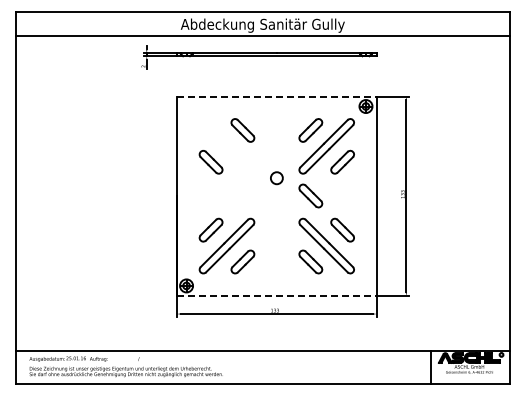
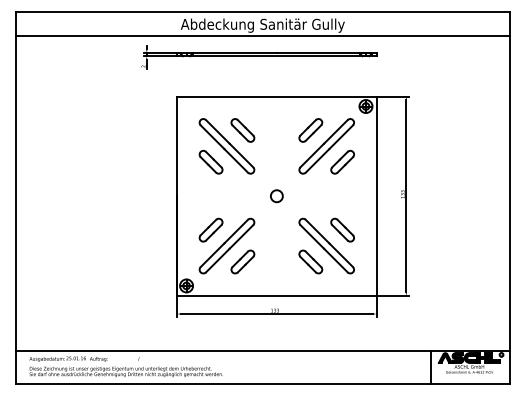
line: dashed -> solid (276, 96)
part: none -> present (226, 146)
circle position: (276, 178) -> (276, 196) (276, 196)
part: present -> none (310, 195)
line: dashed -> solid (276, 295)
